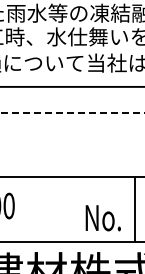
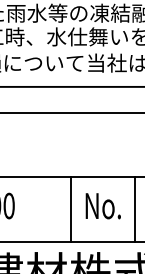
line: dashed -> solid (72, 112)
line: none -> present (70, 209)
text position: (102, 218) -> (102, 206) (102, 206)
